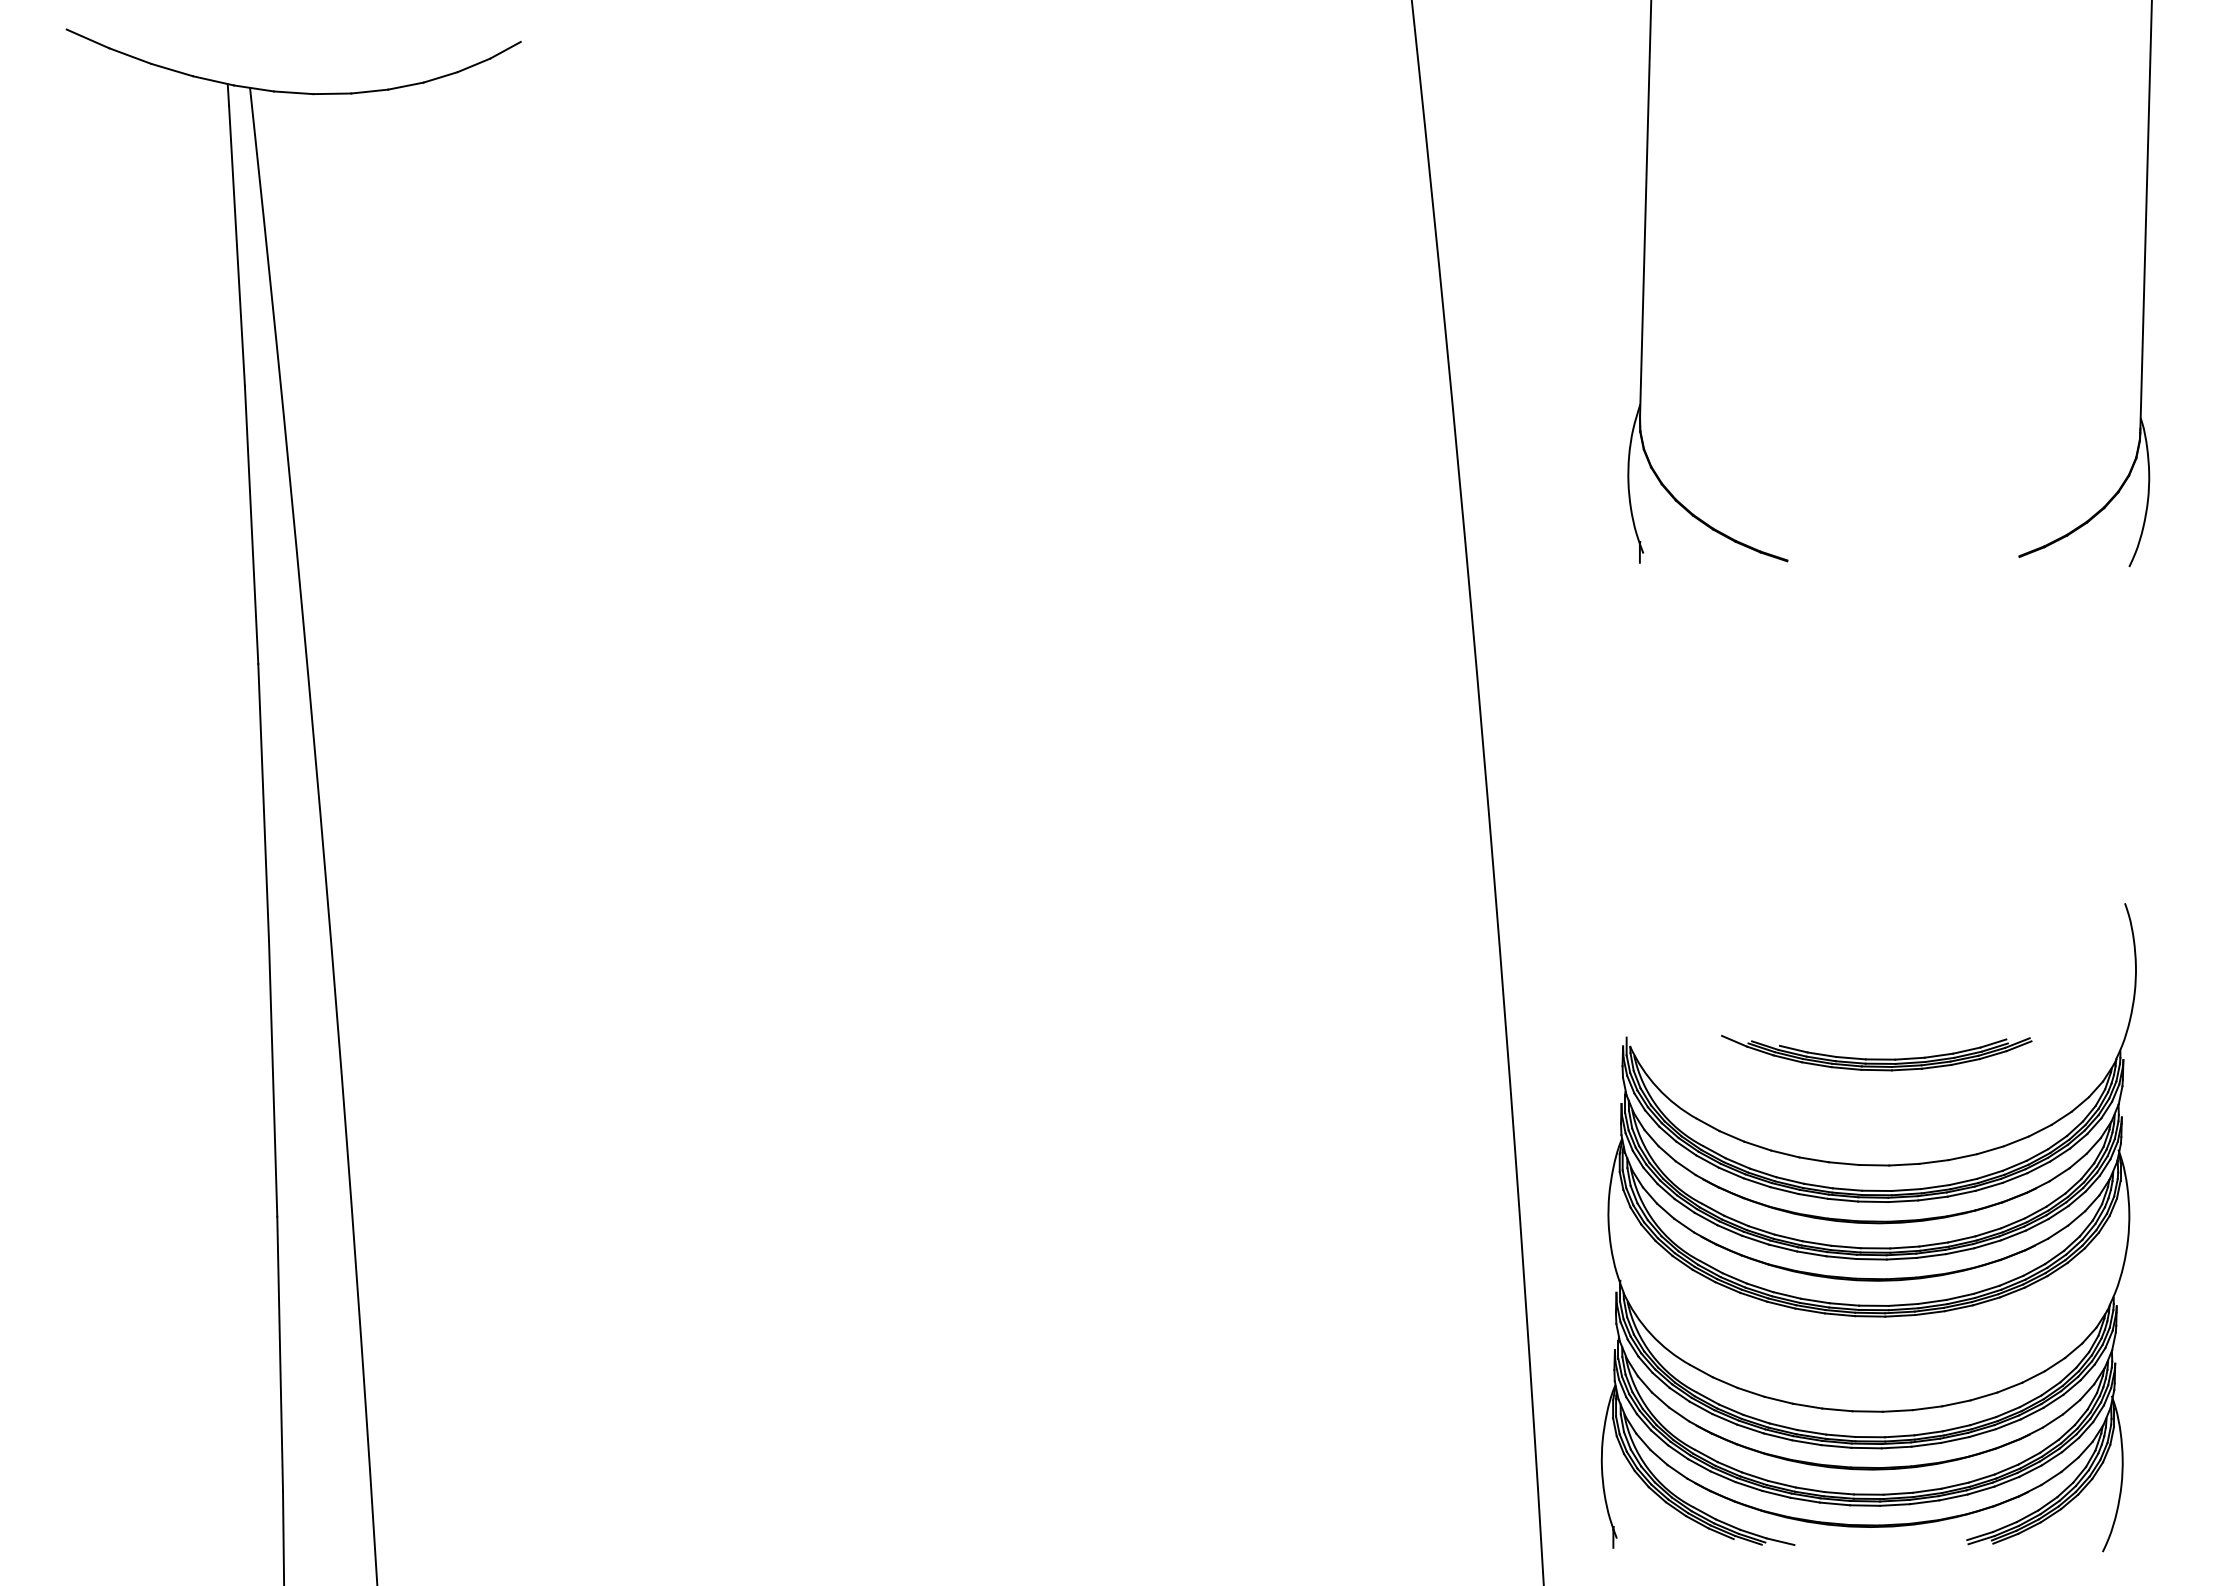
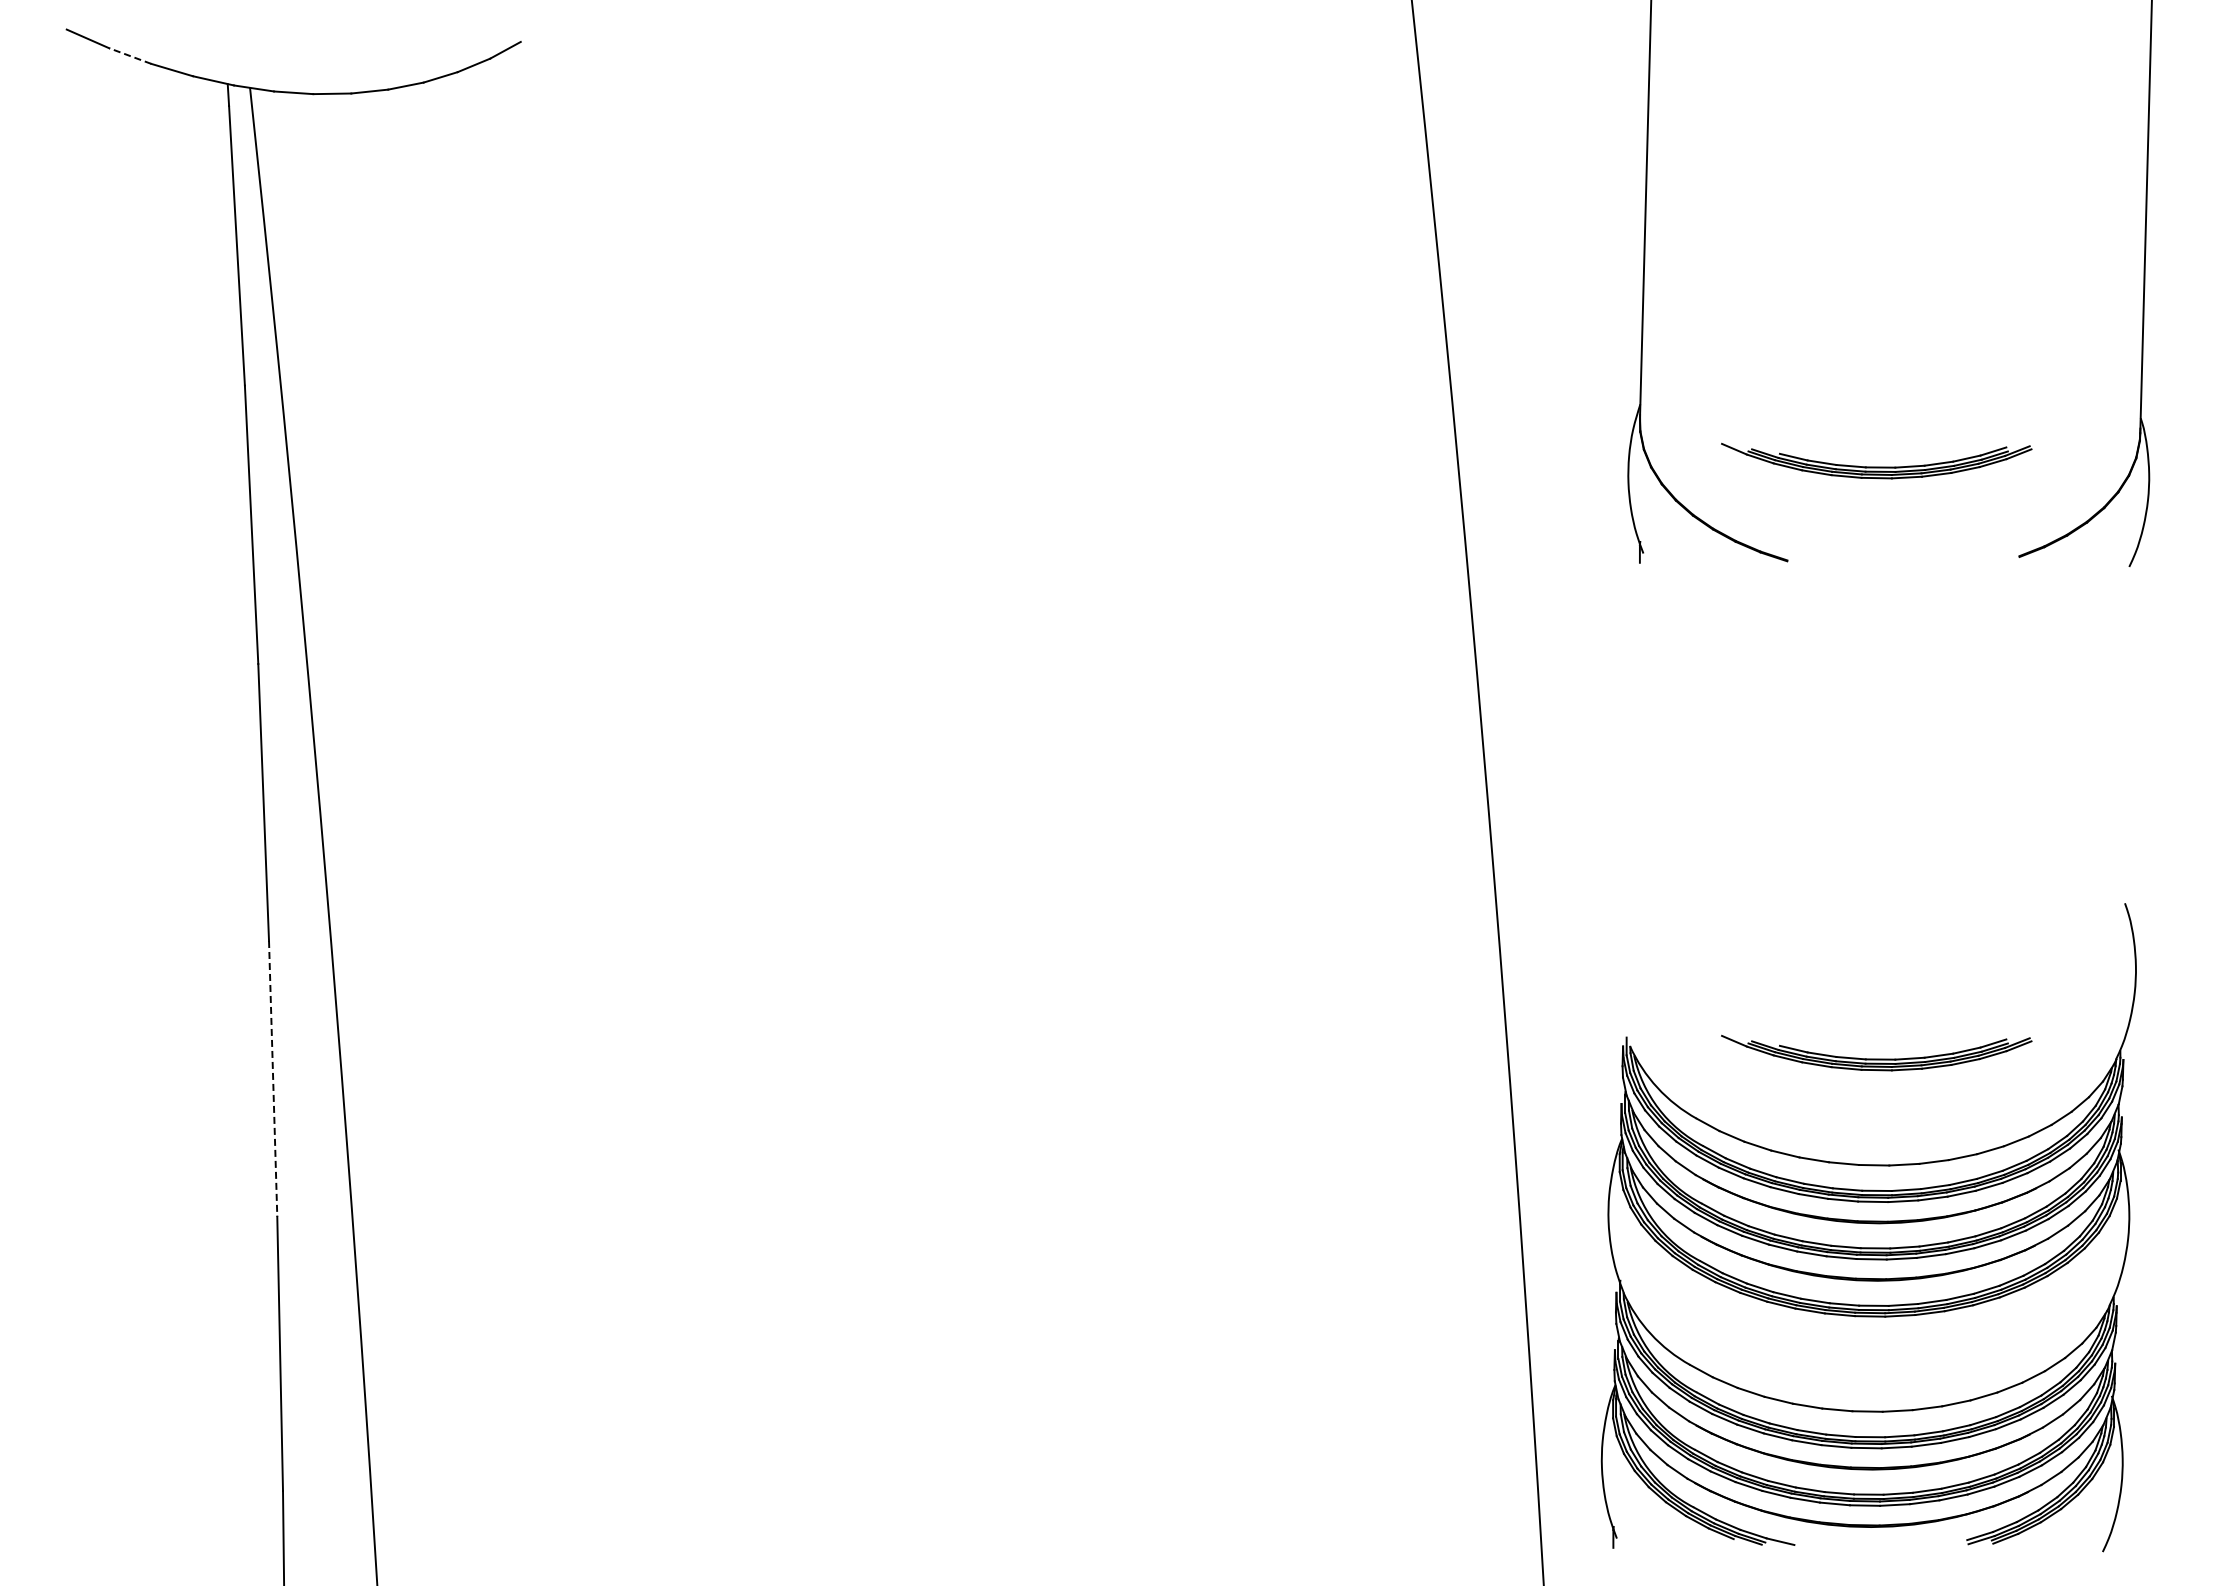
line: solid -> dashed (129, 55)
part: none -> present (1876, 460)
line: solid -> dashed (273, 1078)
